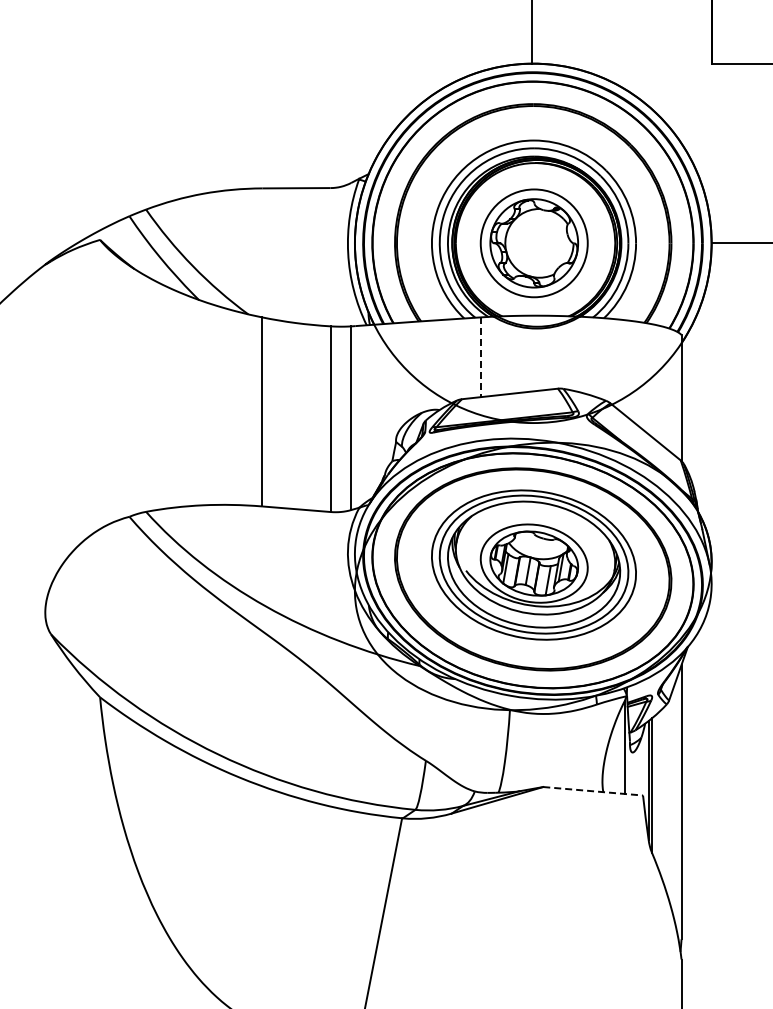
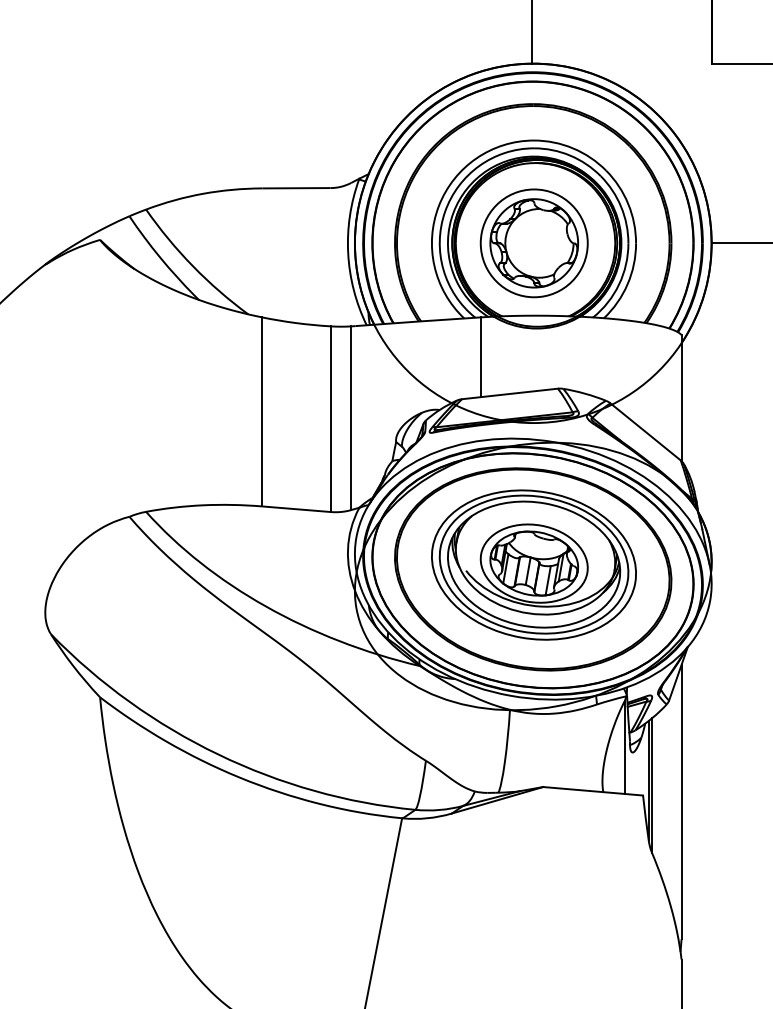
line: dashed -> solid (480, 357)
line: dashed -> solid (593, 791)
